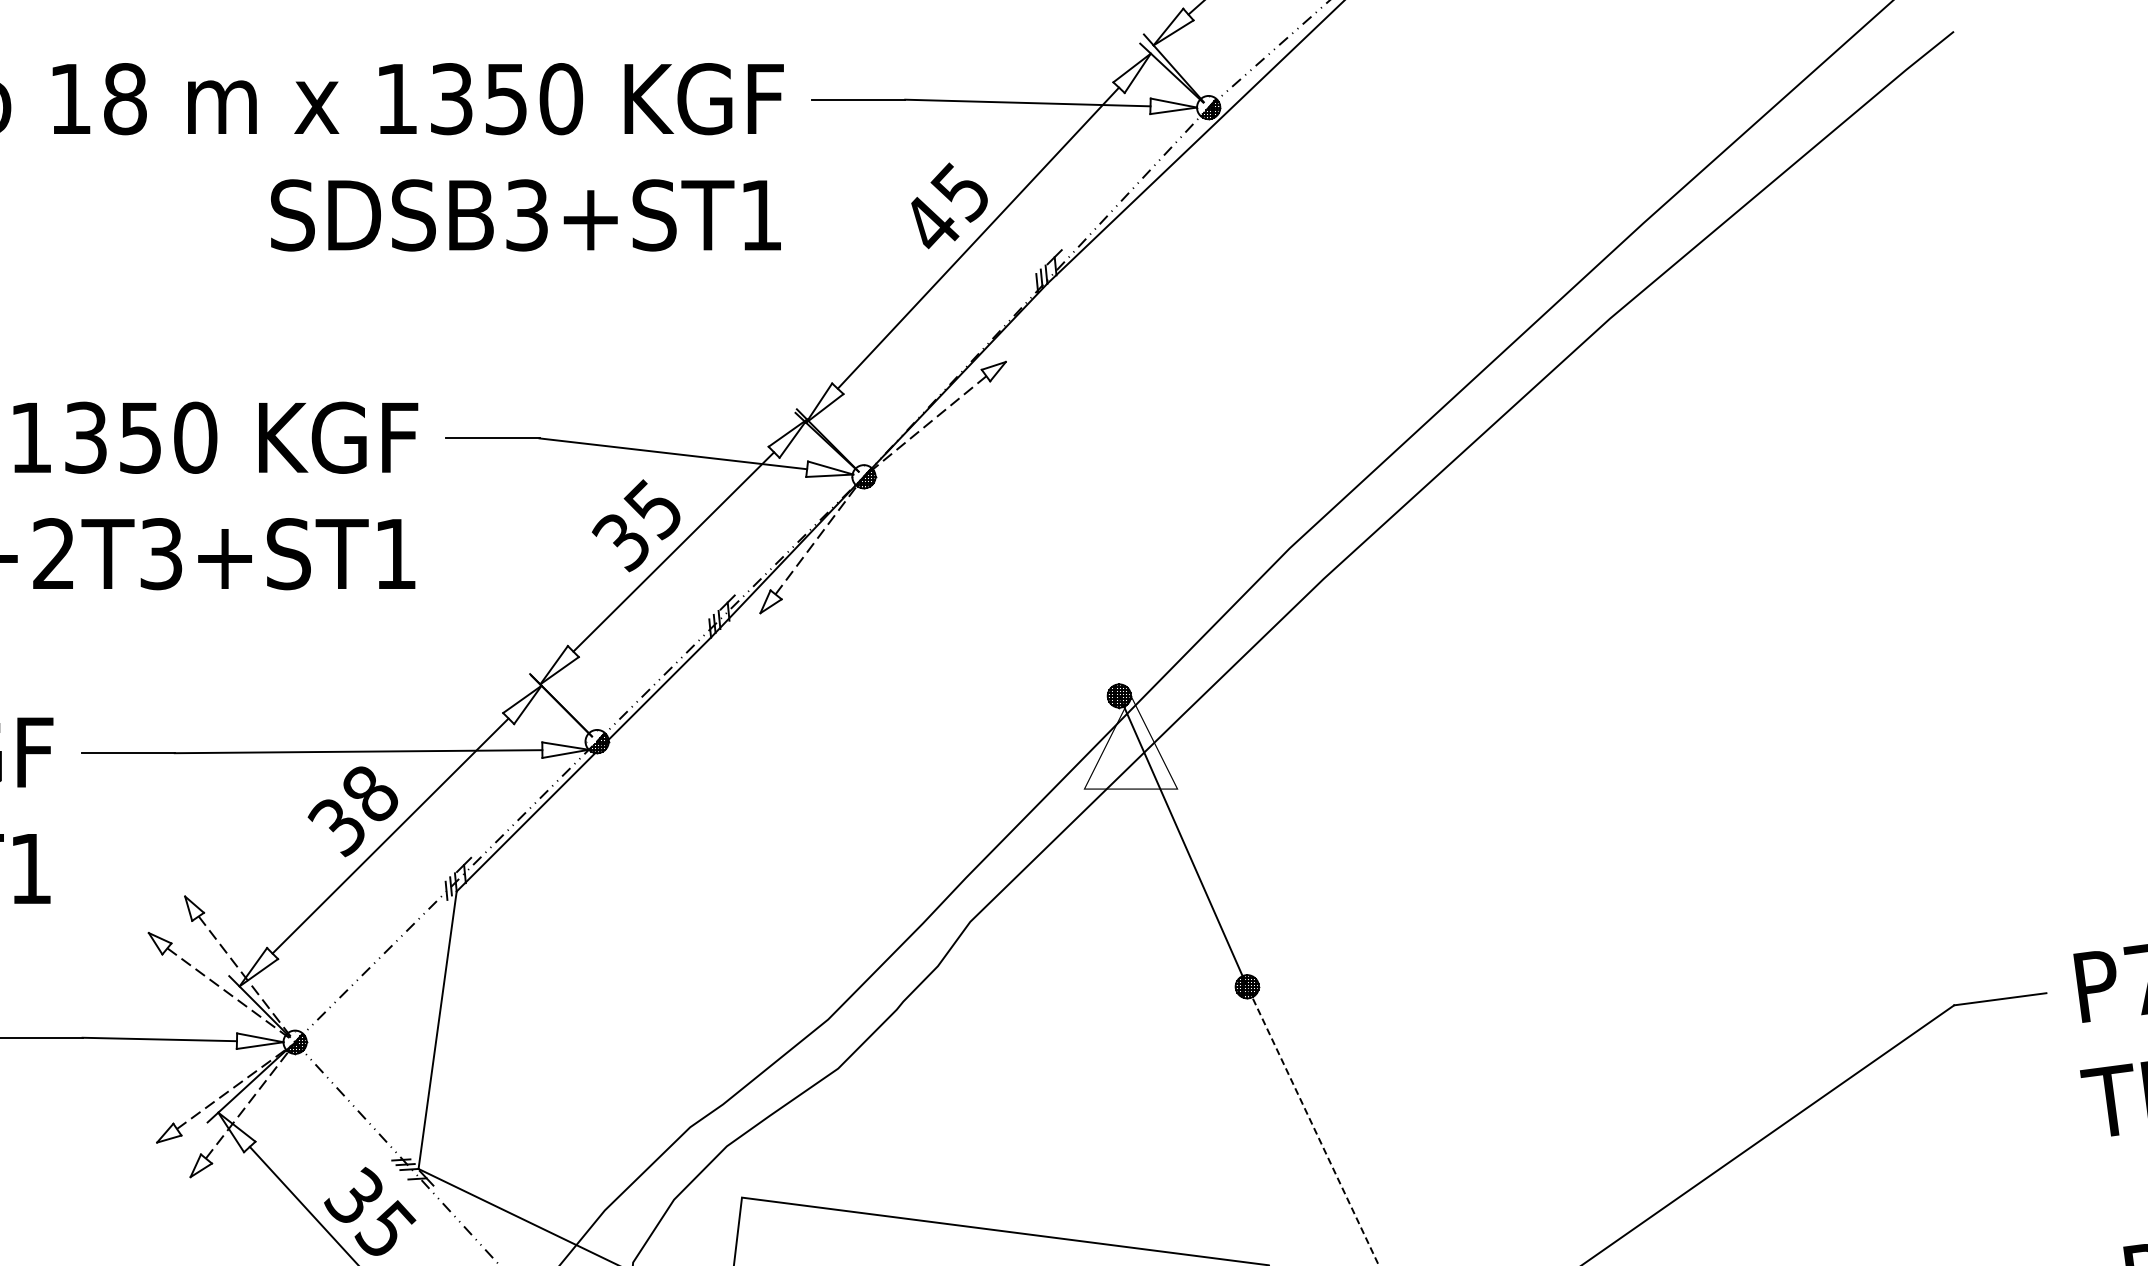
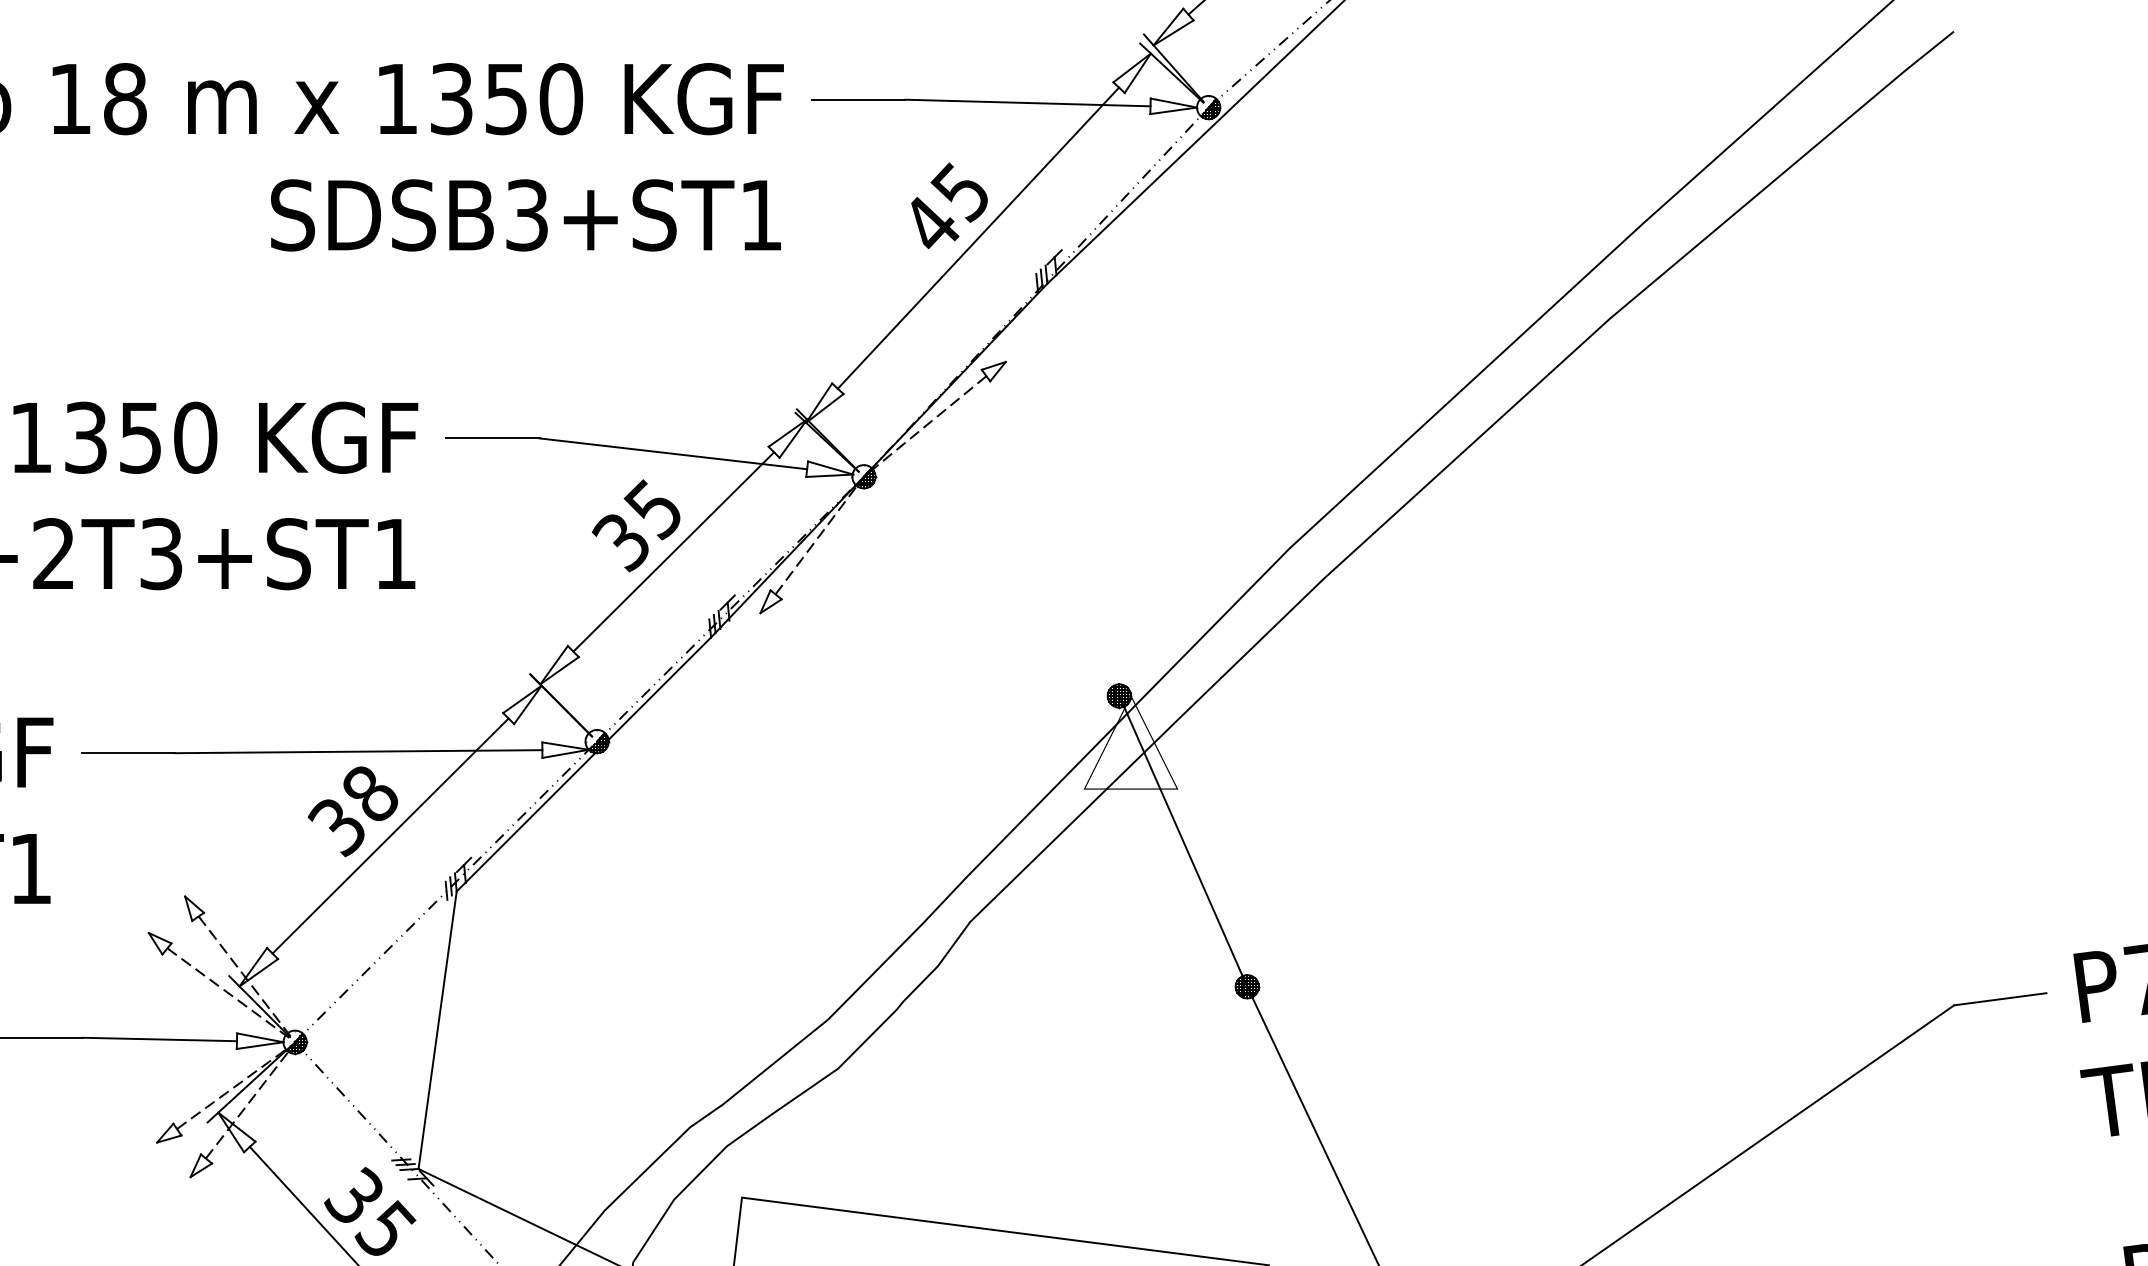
line: dashed -> solid (1312, 1125)
